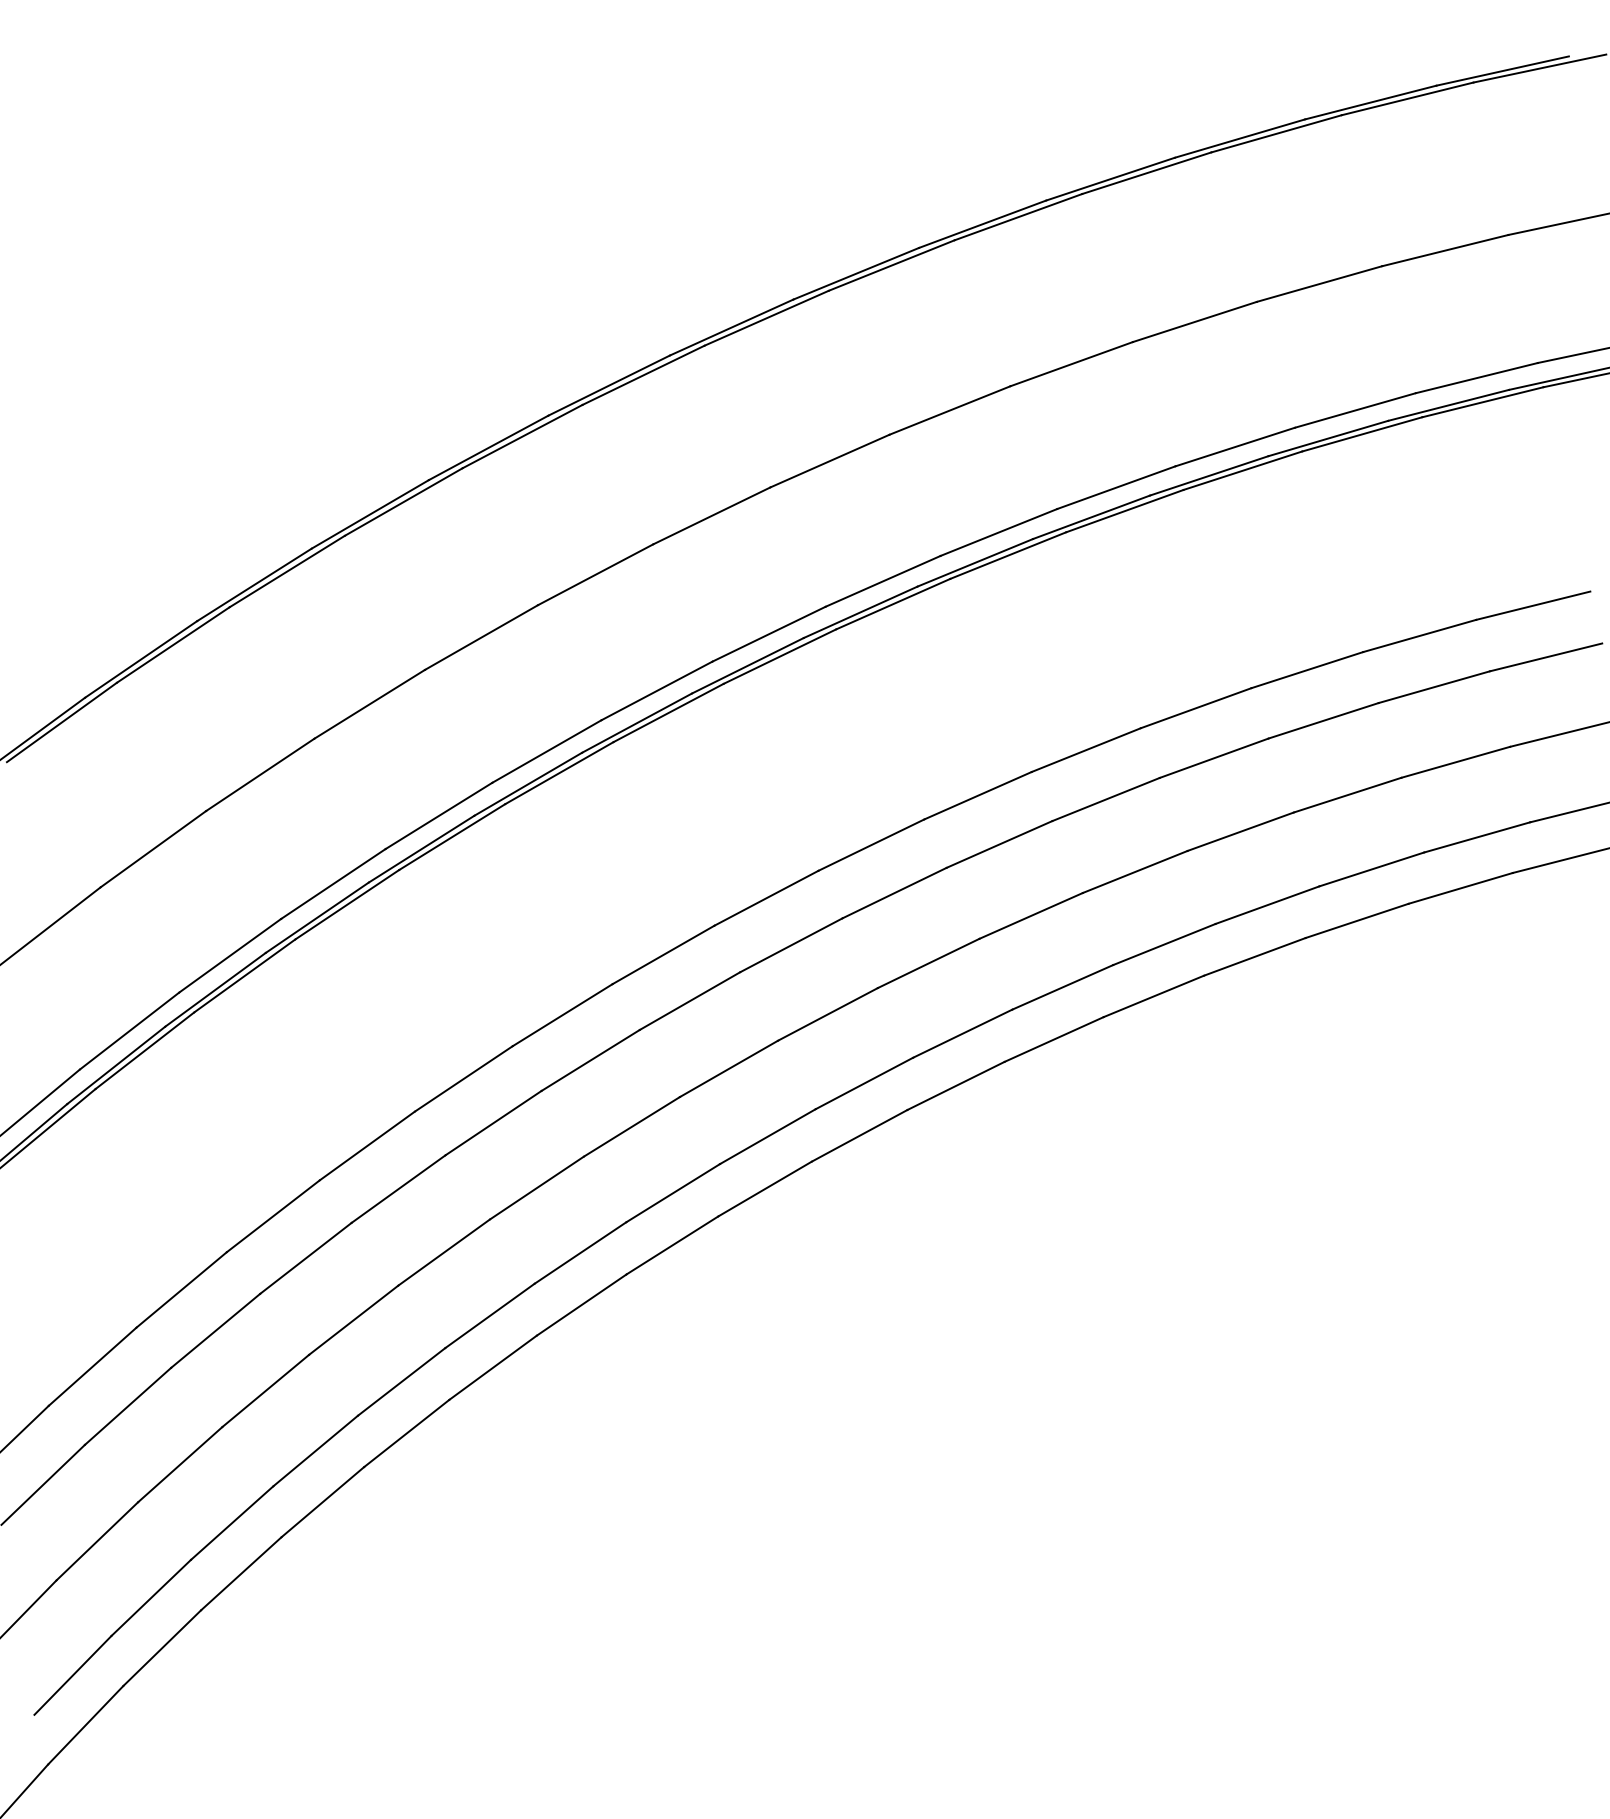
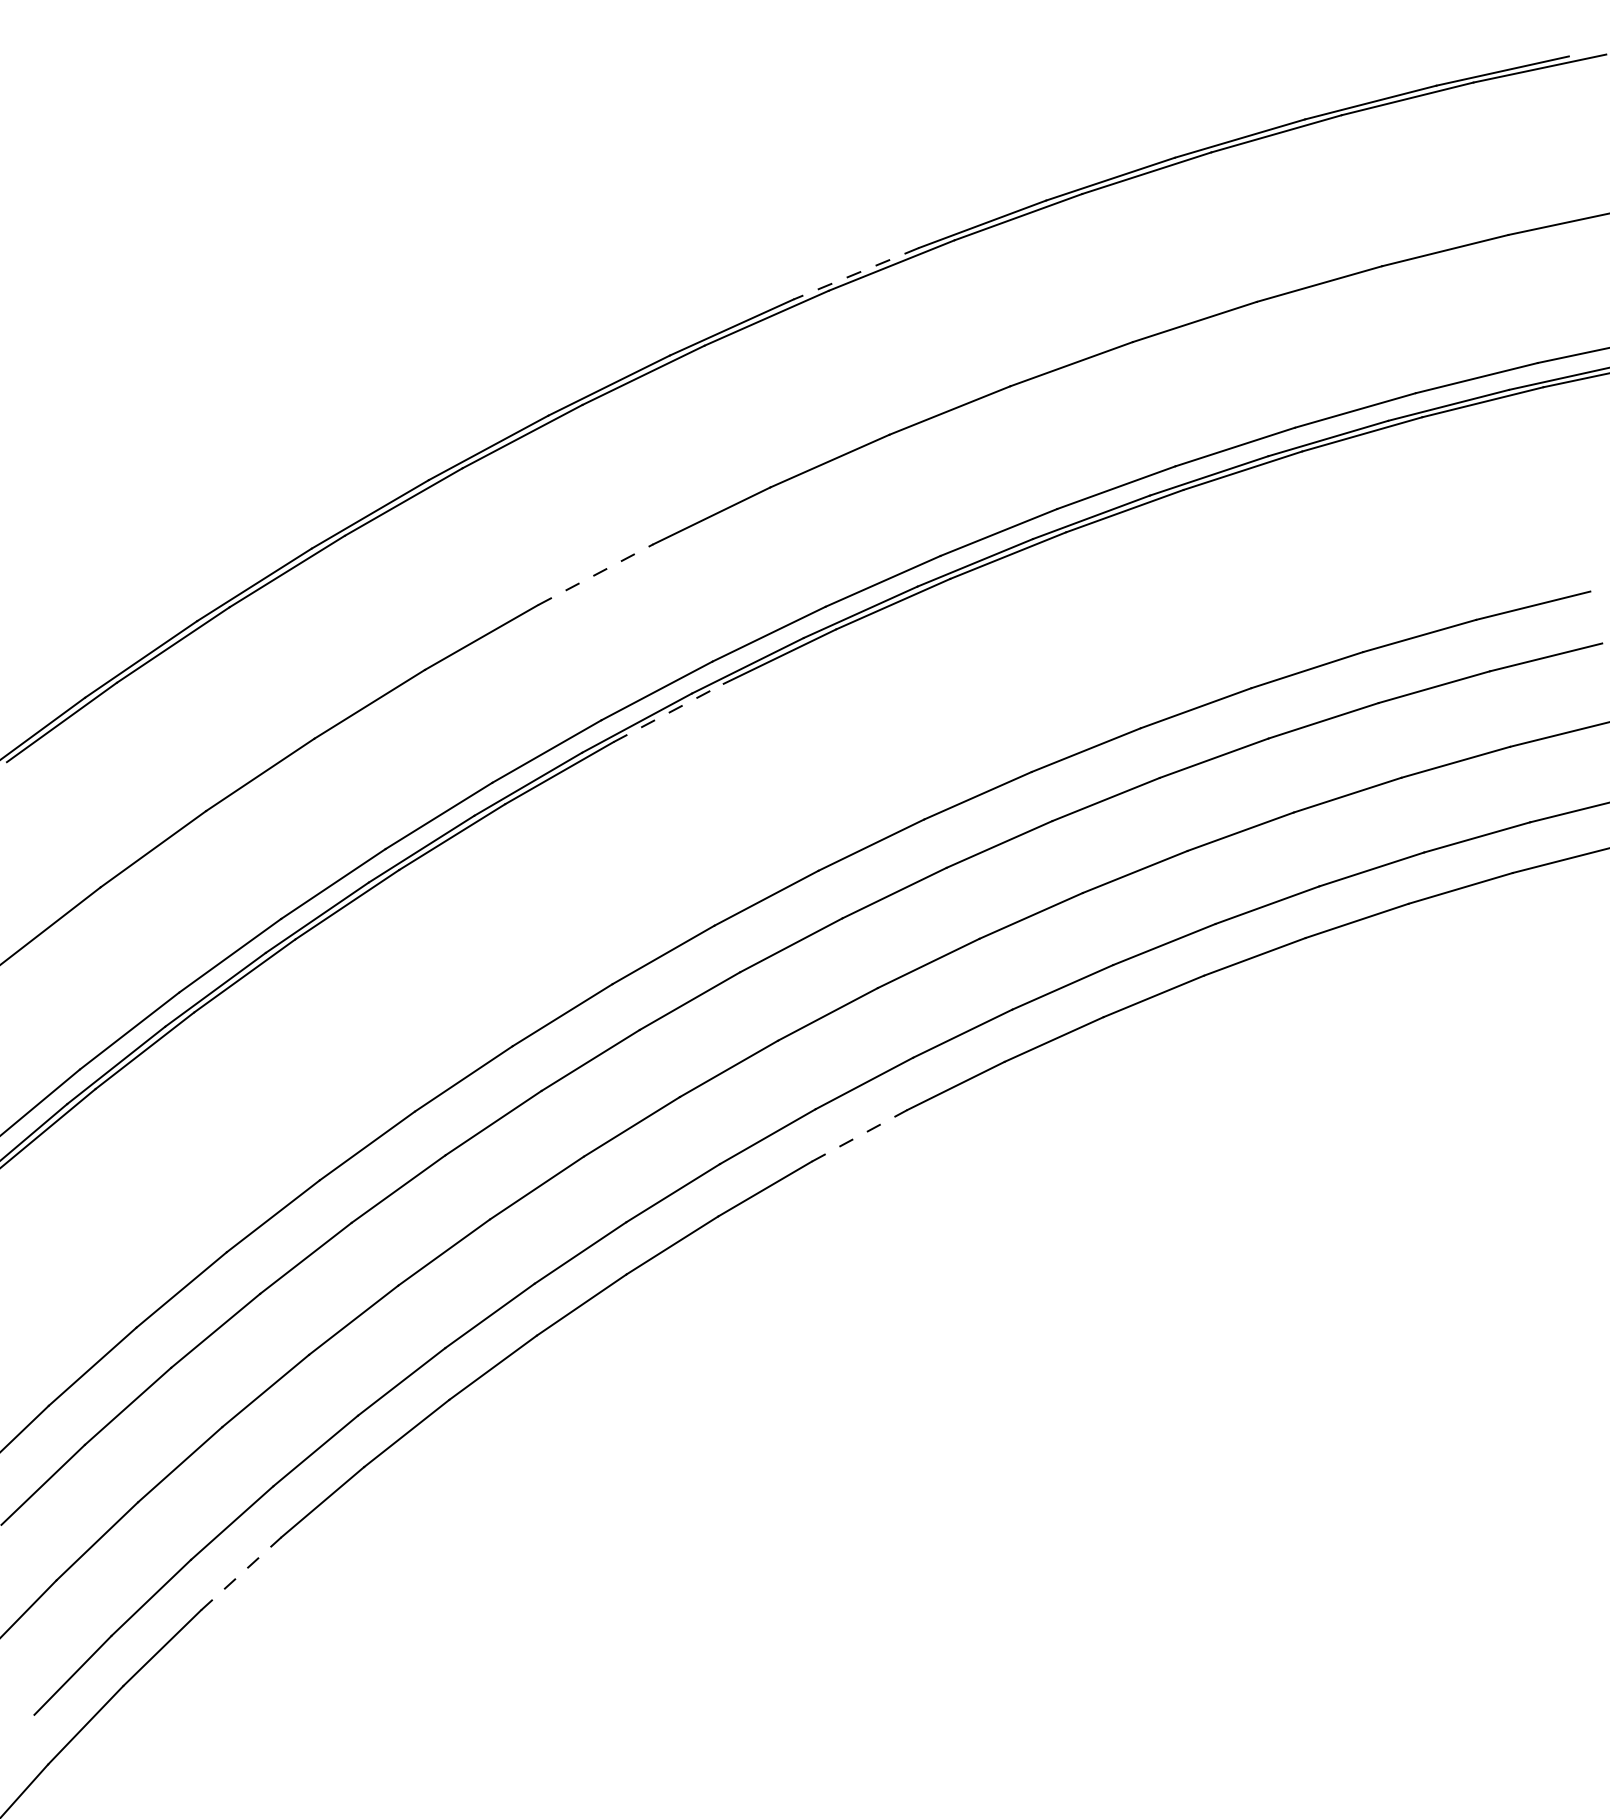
line: solid -> dashed (856, 273)
line: solid -> dashed (596, 574)
line: solid -> dashed (669, 712)
line: solid -> dashed (860, 1135)
line: solid -> dashed (241, 1573)
